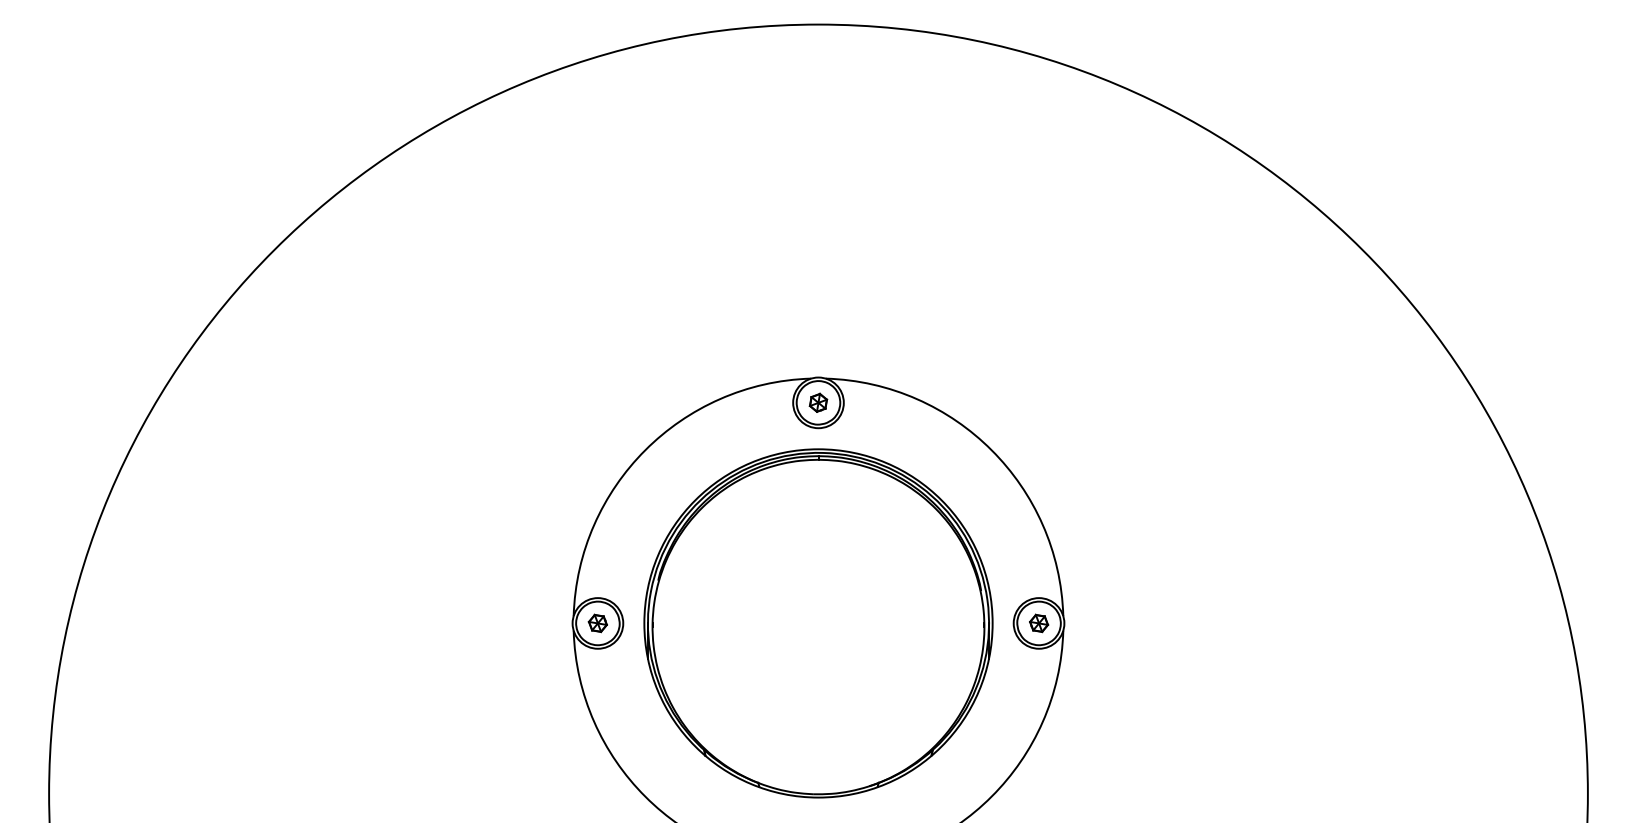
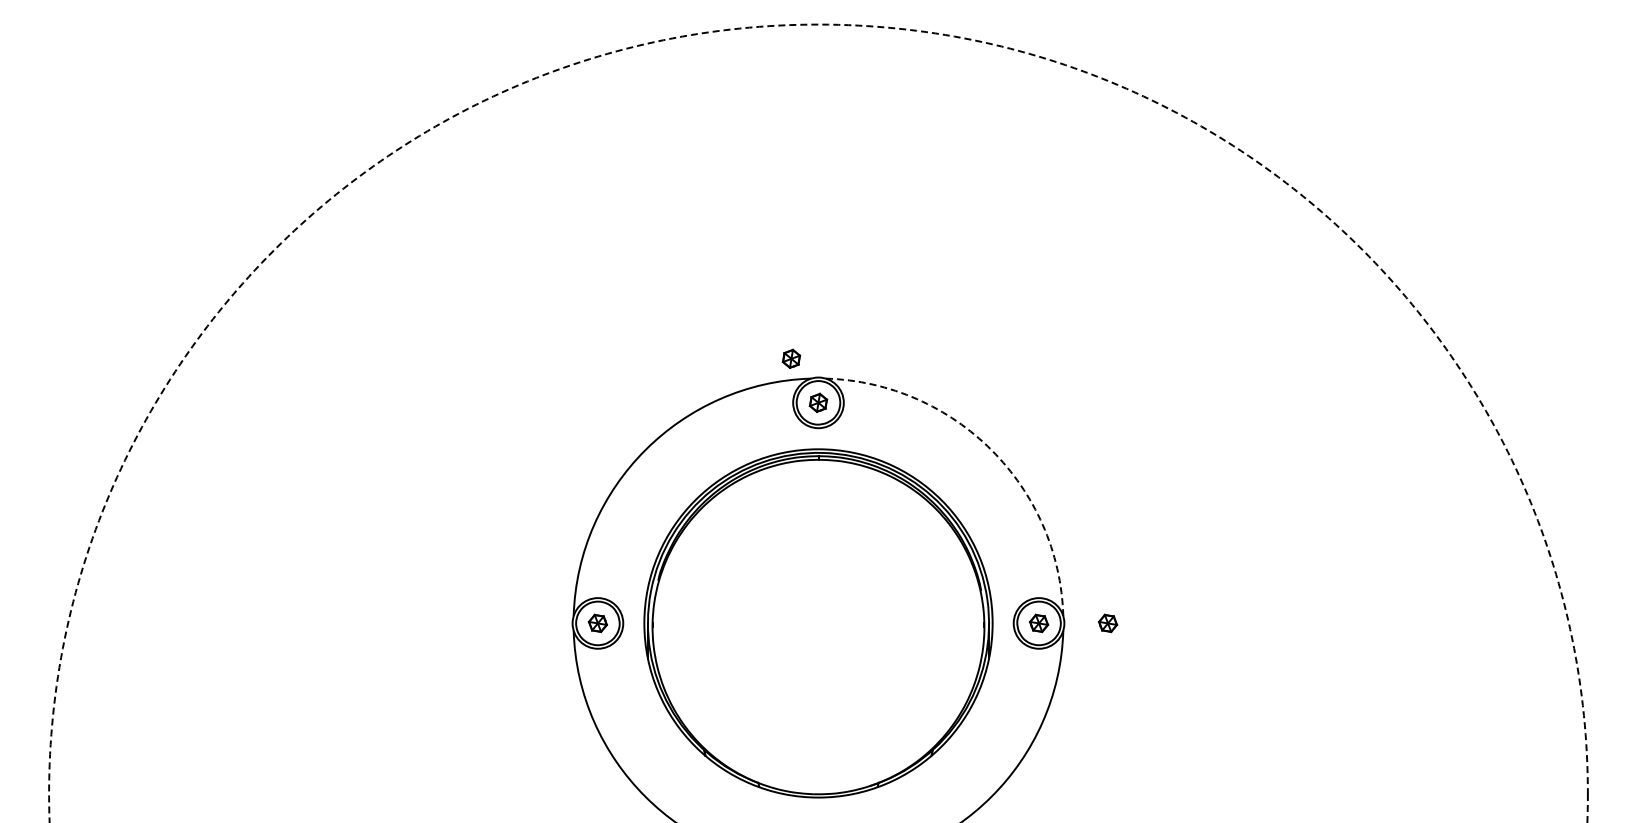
part: none -> present (791, 358)
circle: solid -> dashed (818, 423)
arc: solid -> dashed (991, 450)
part: none -> present (1108, 623)
